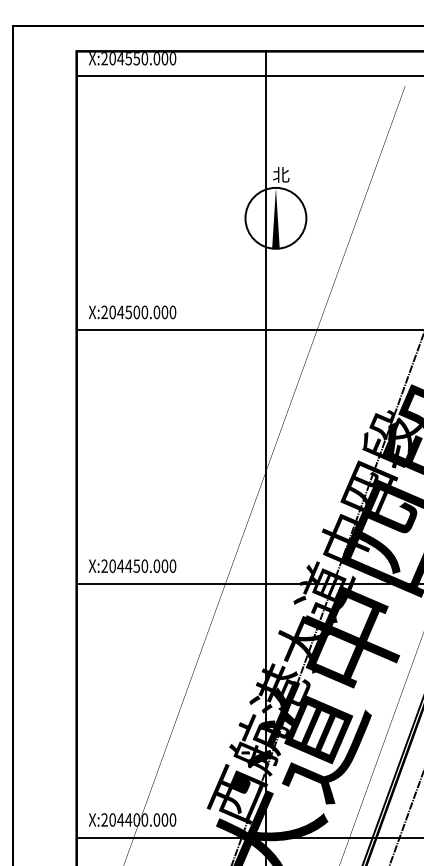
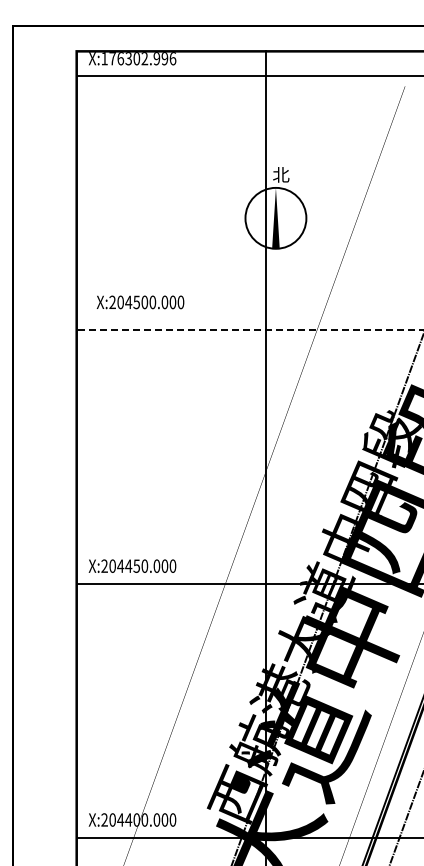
text: X:204550.000 -> X:176302.996 (138, 58)
text position: (132, 312) -> (140, 302) (140, 302)
line: solid -> dashed (249, 330)
